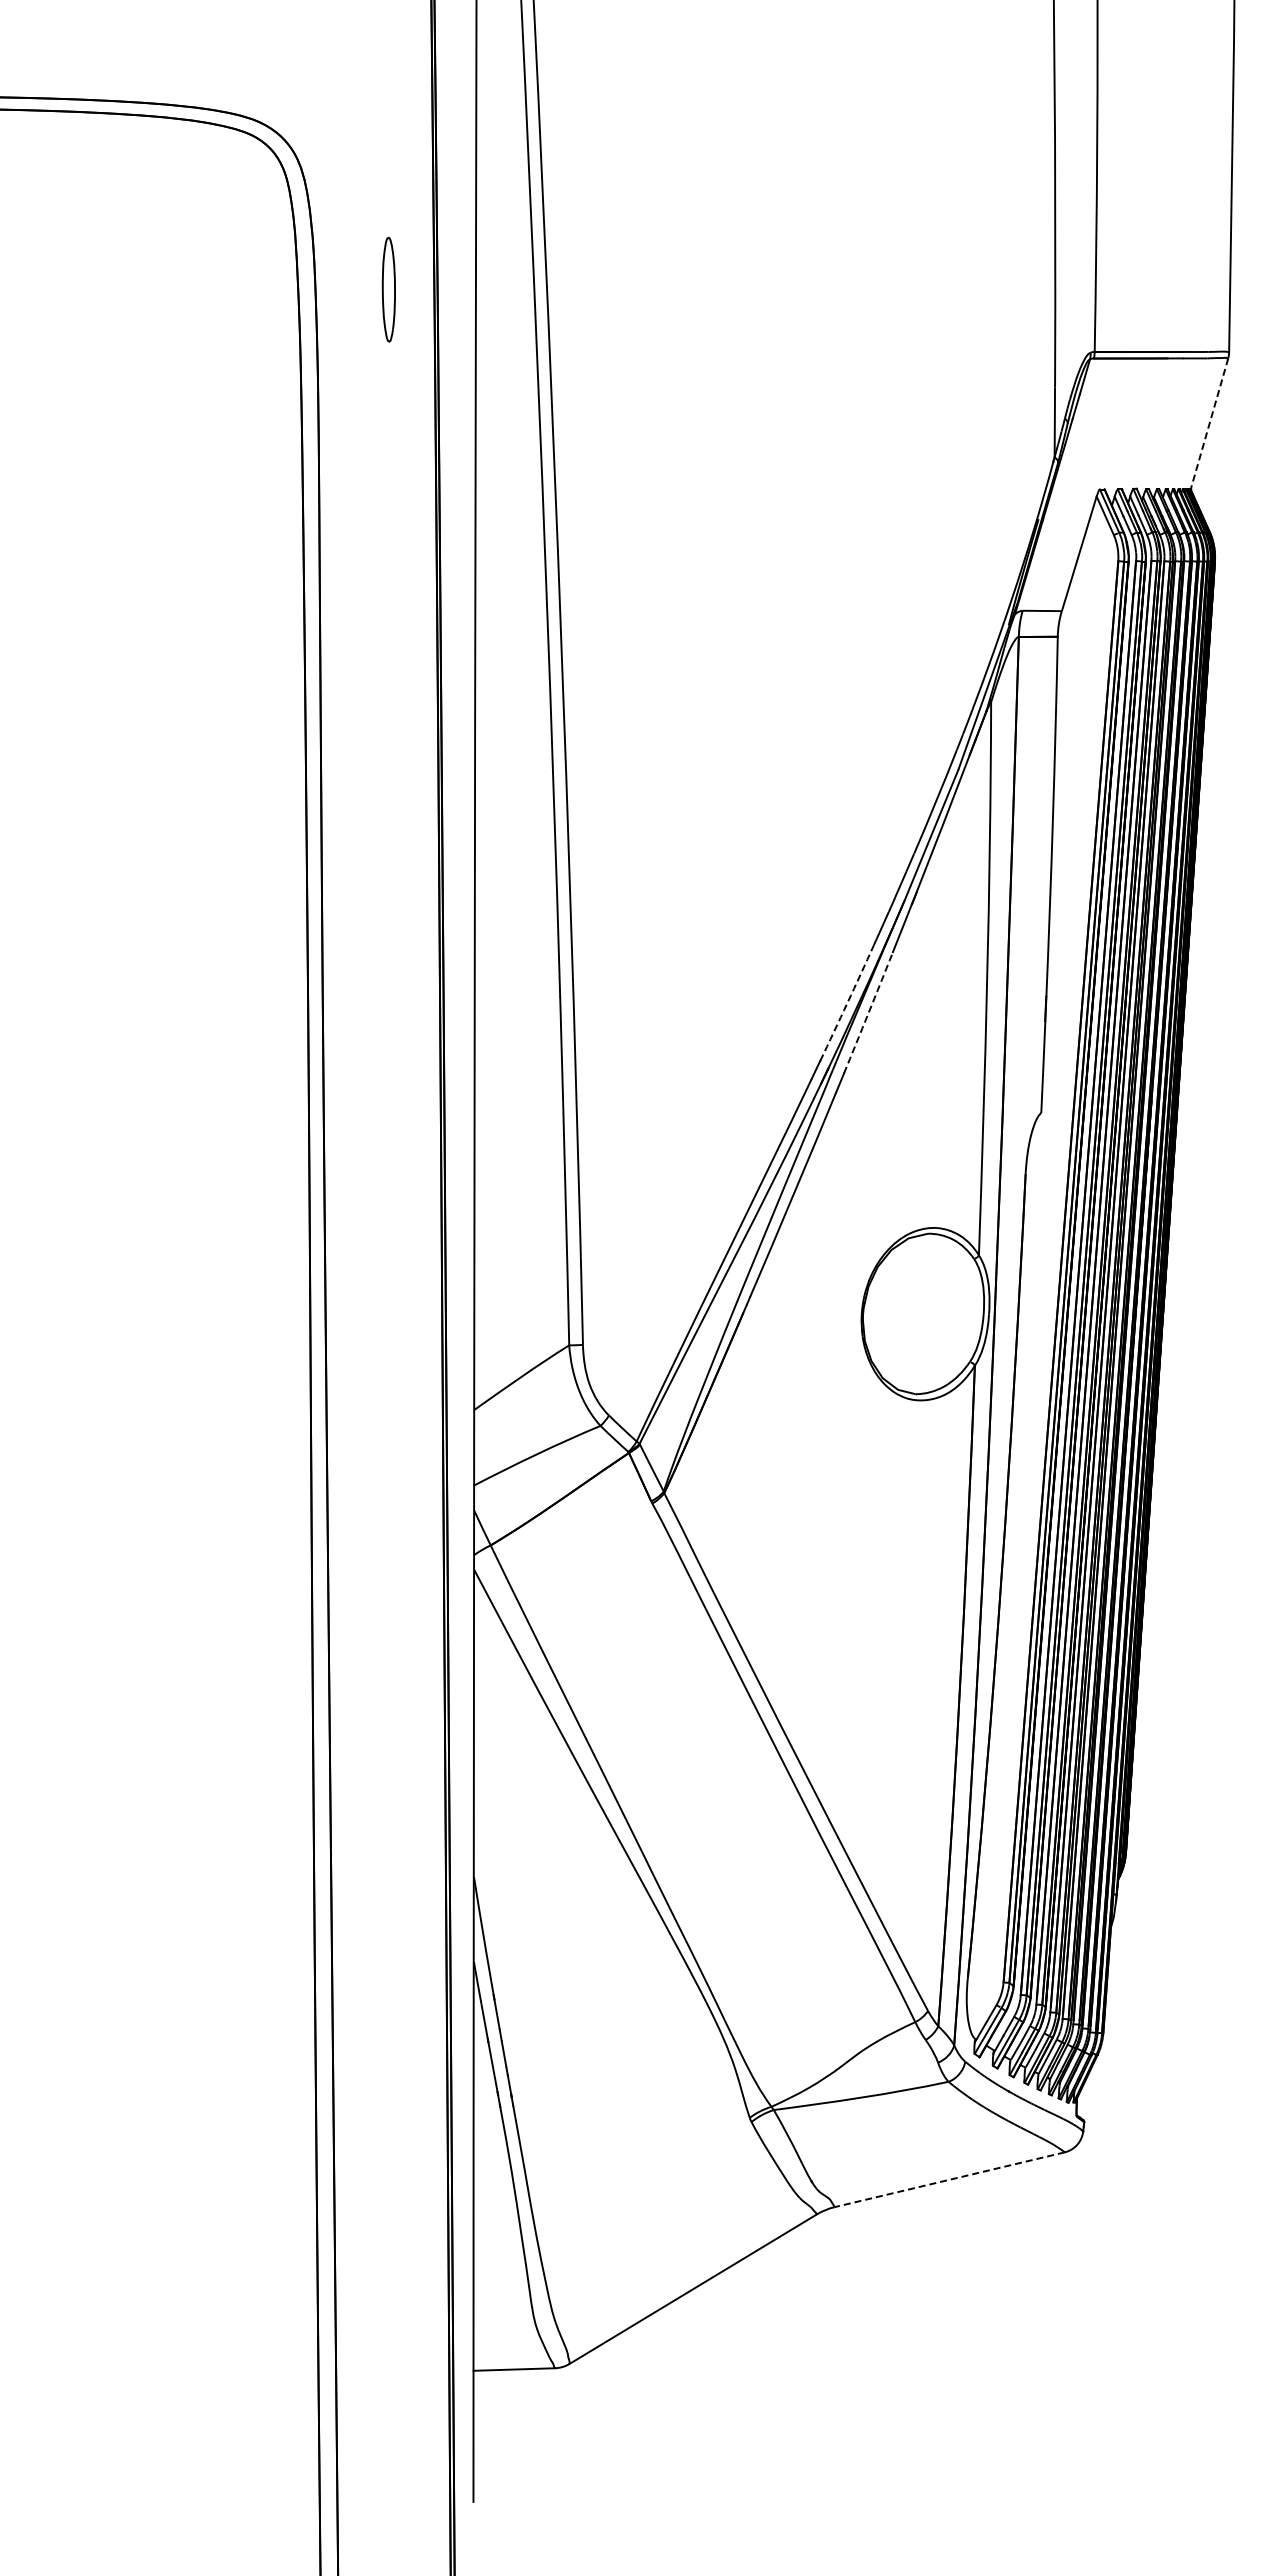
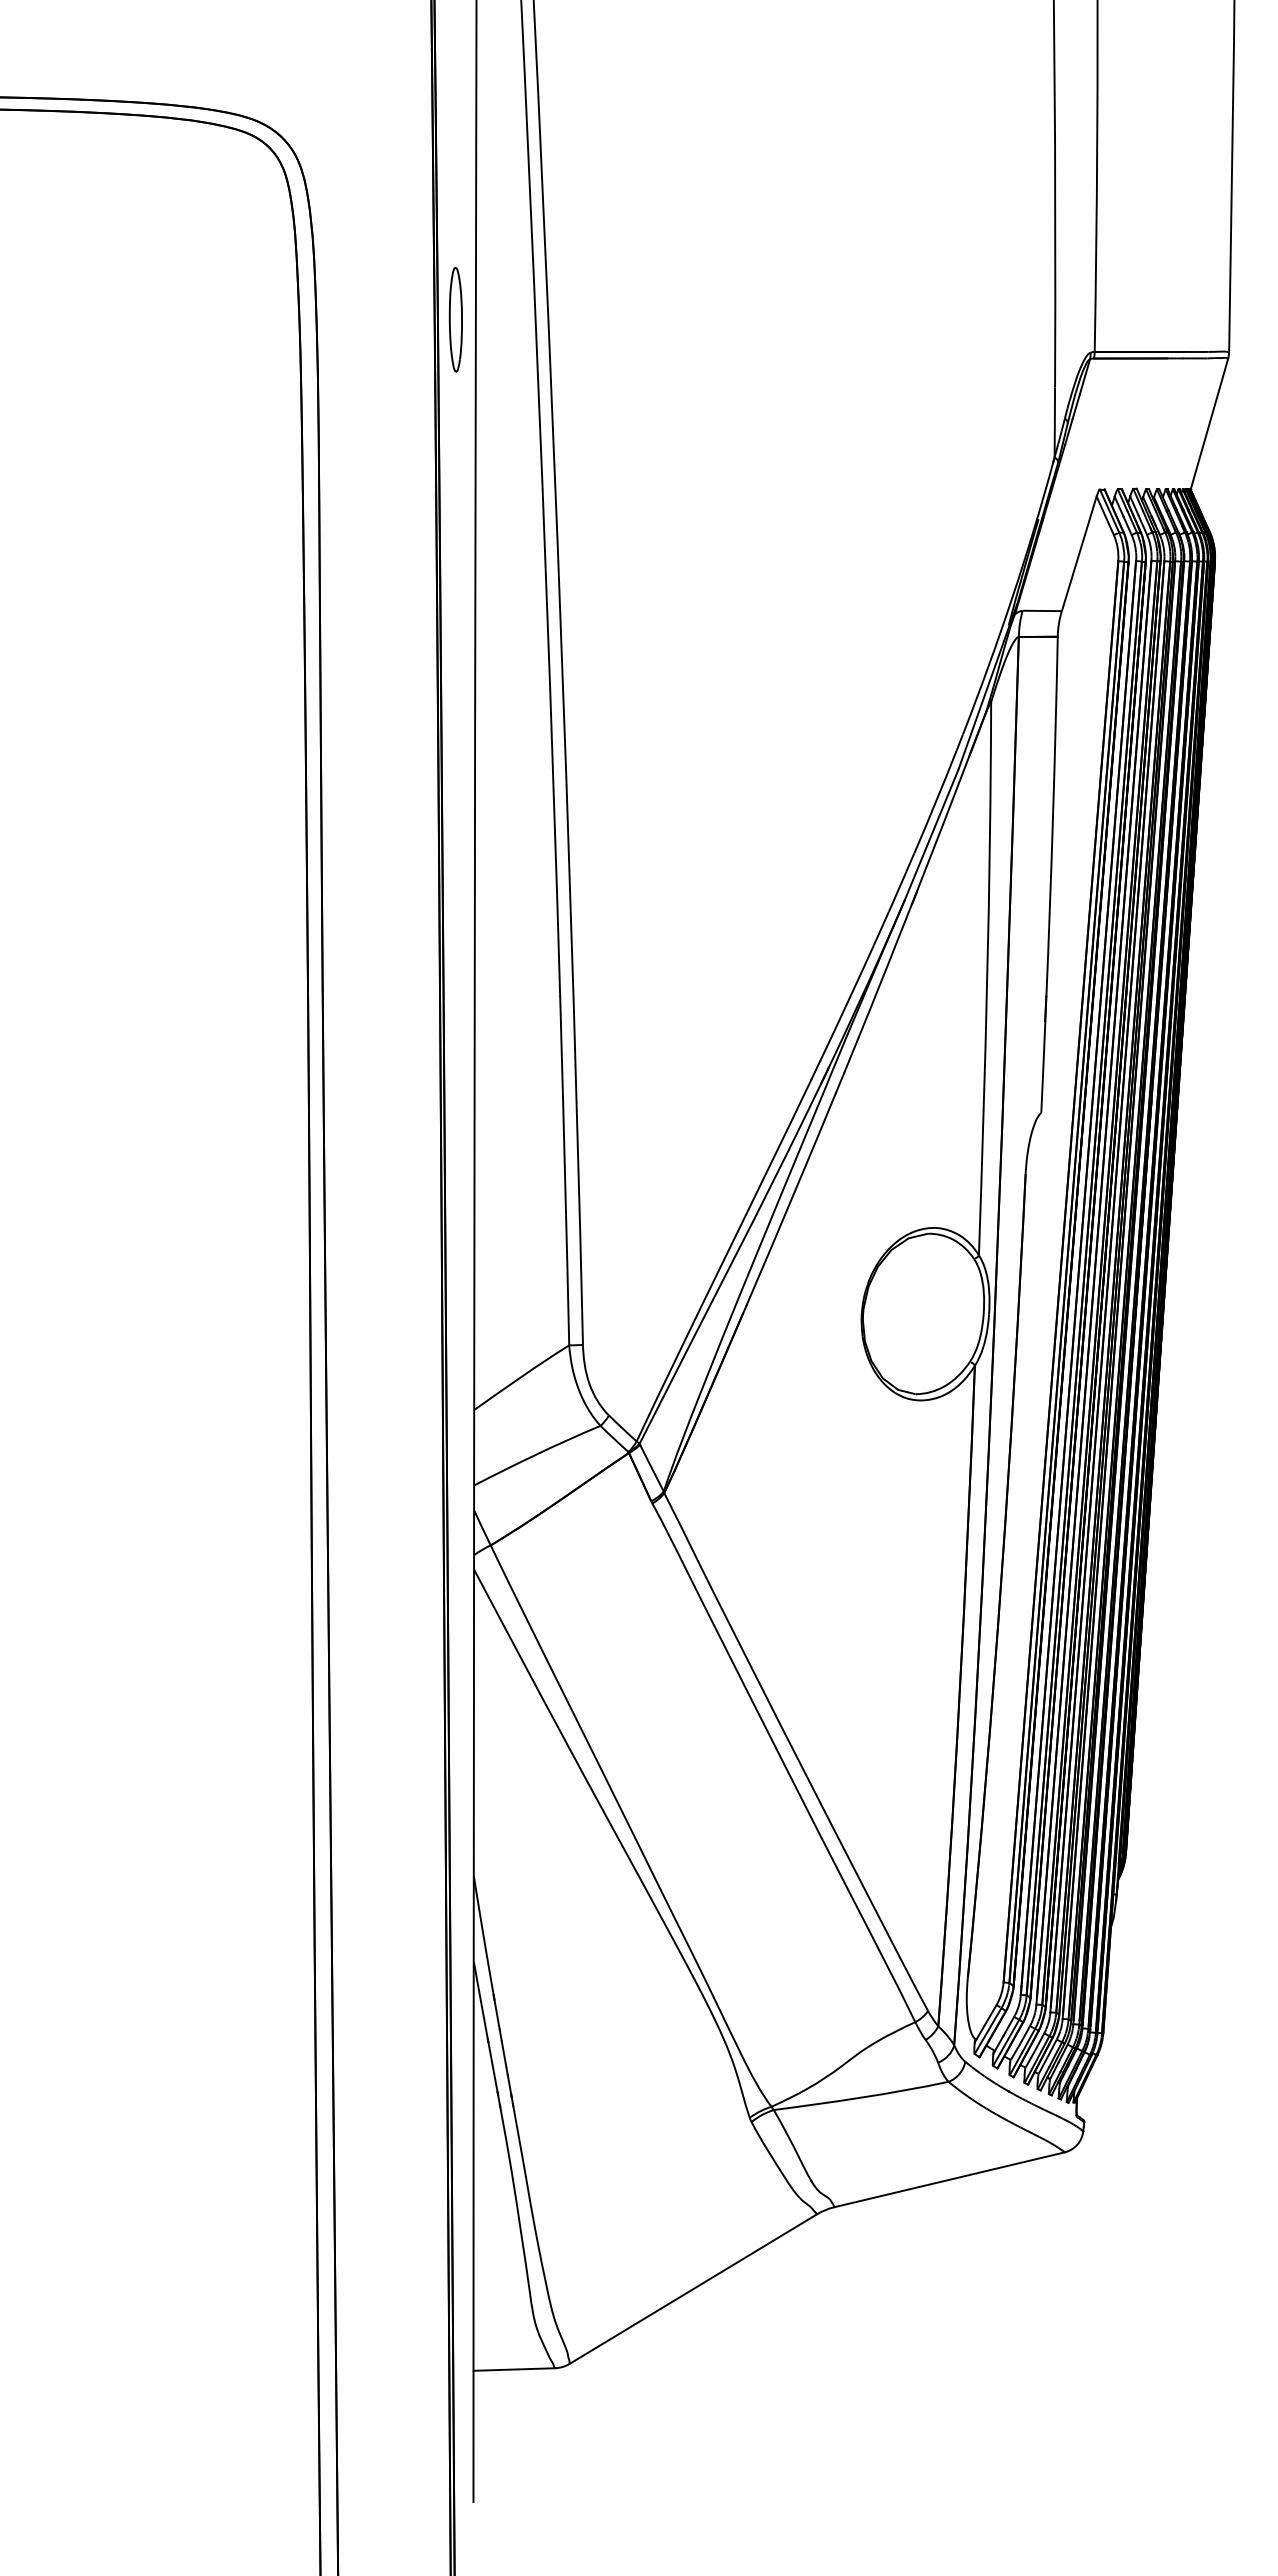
part position: (388, 289) -> (455, 319) (455, 319)
line: dashed -> solid (1209, 424)
arc: dashed -> solid (847, 1003)
arc: dashed -> solid (868, 1013)
line: dashed -> solid (949, 2179)
